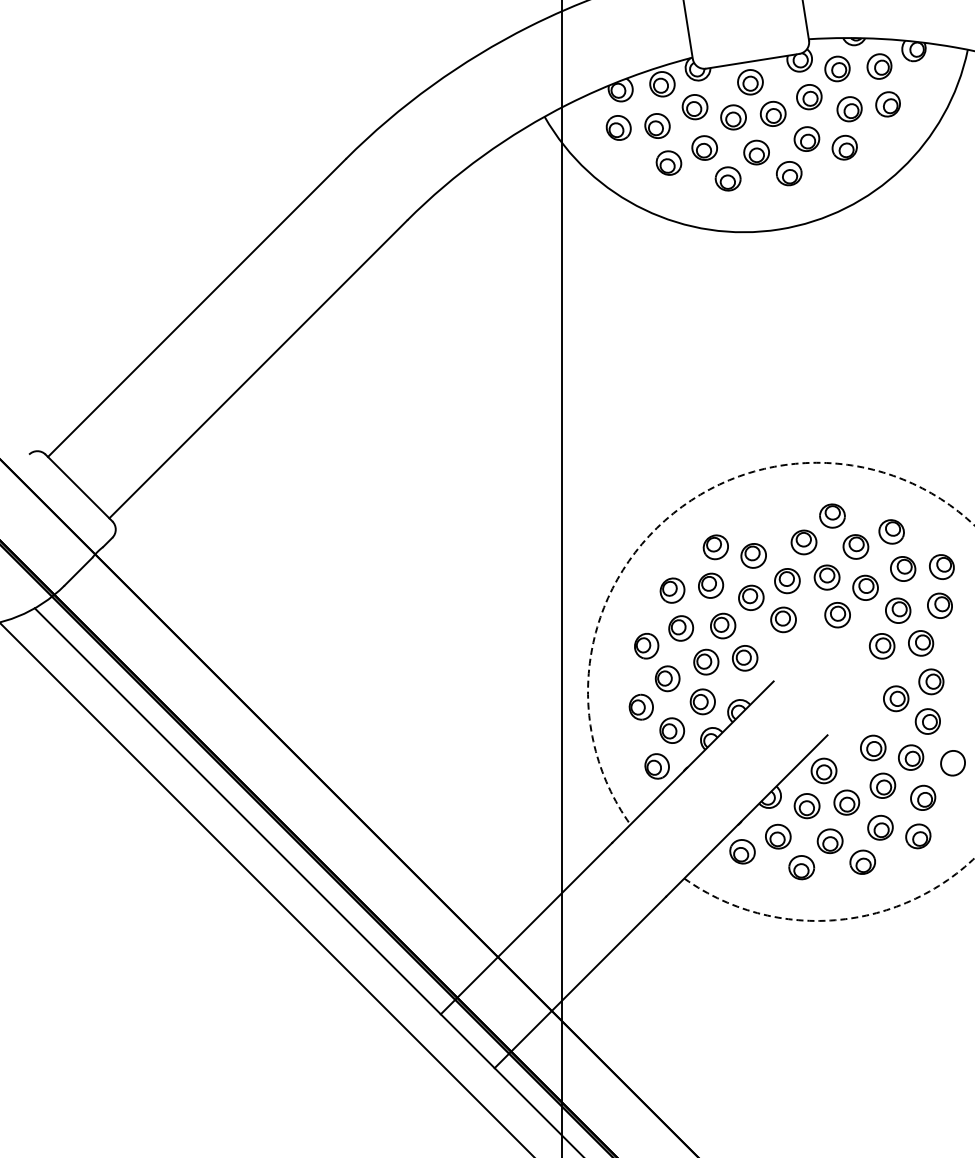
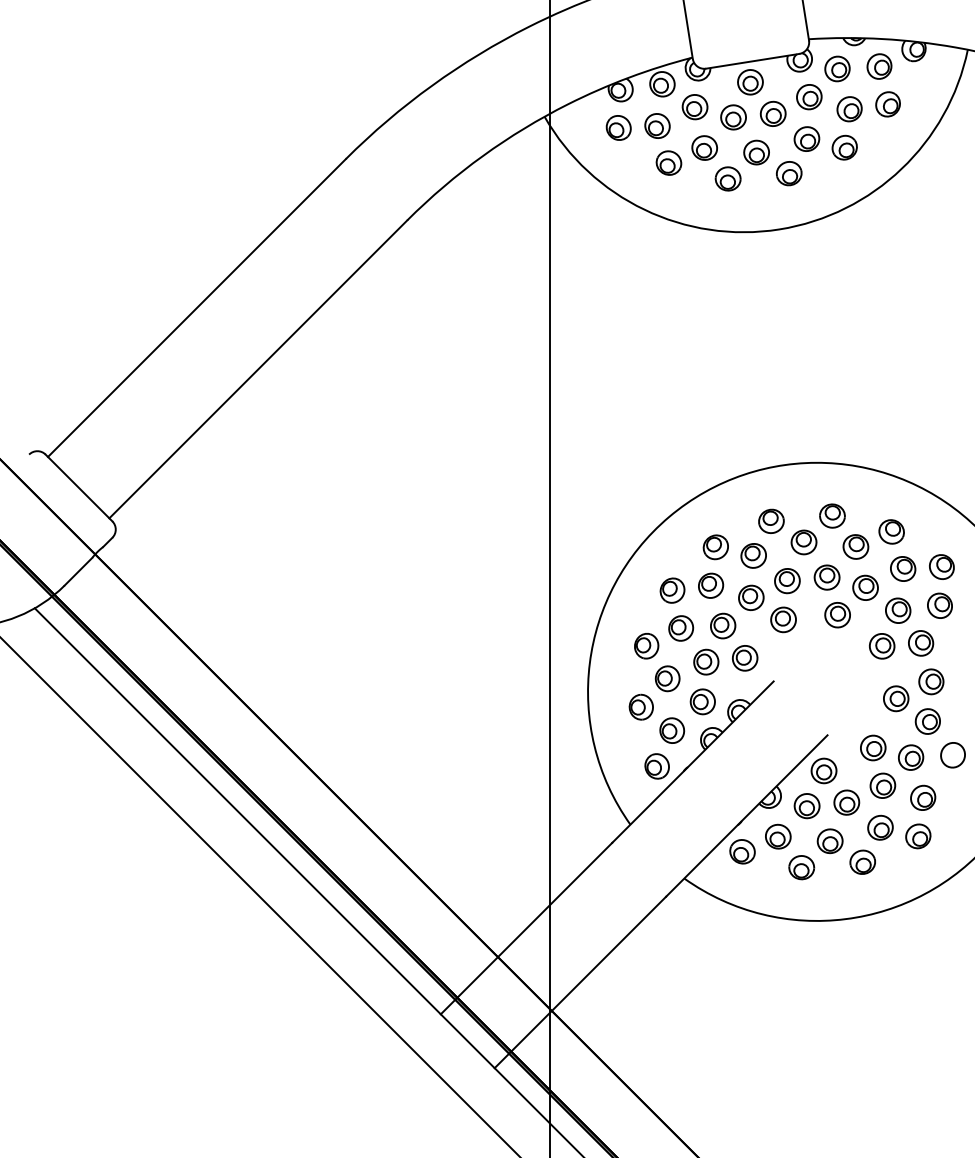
arc: dashed -> solid (810, 462)
part: none -> present (771, 520)
line position: (562, 578) -> (550, 578) (550, 578)
part position: (952, 763) -> (952, 755) (952, 755)
line position: (266, 889) -> (259, 896) (259, 896)
